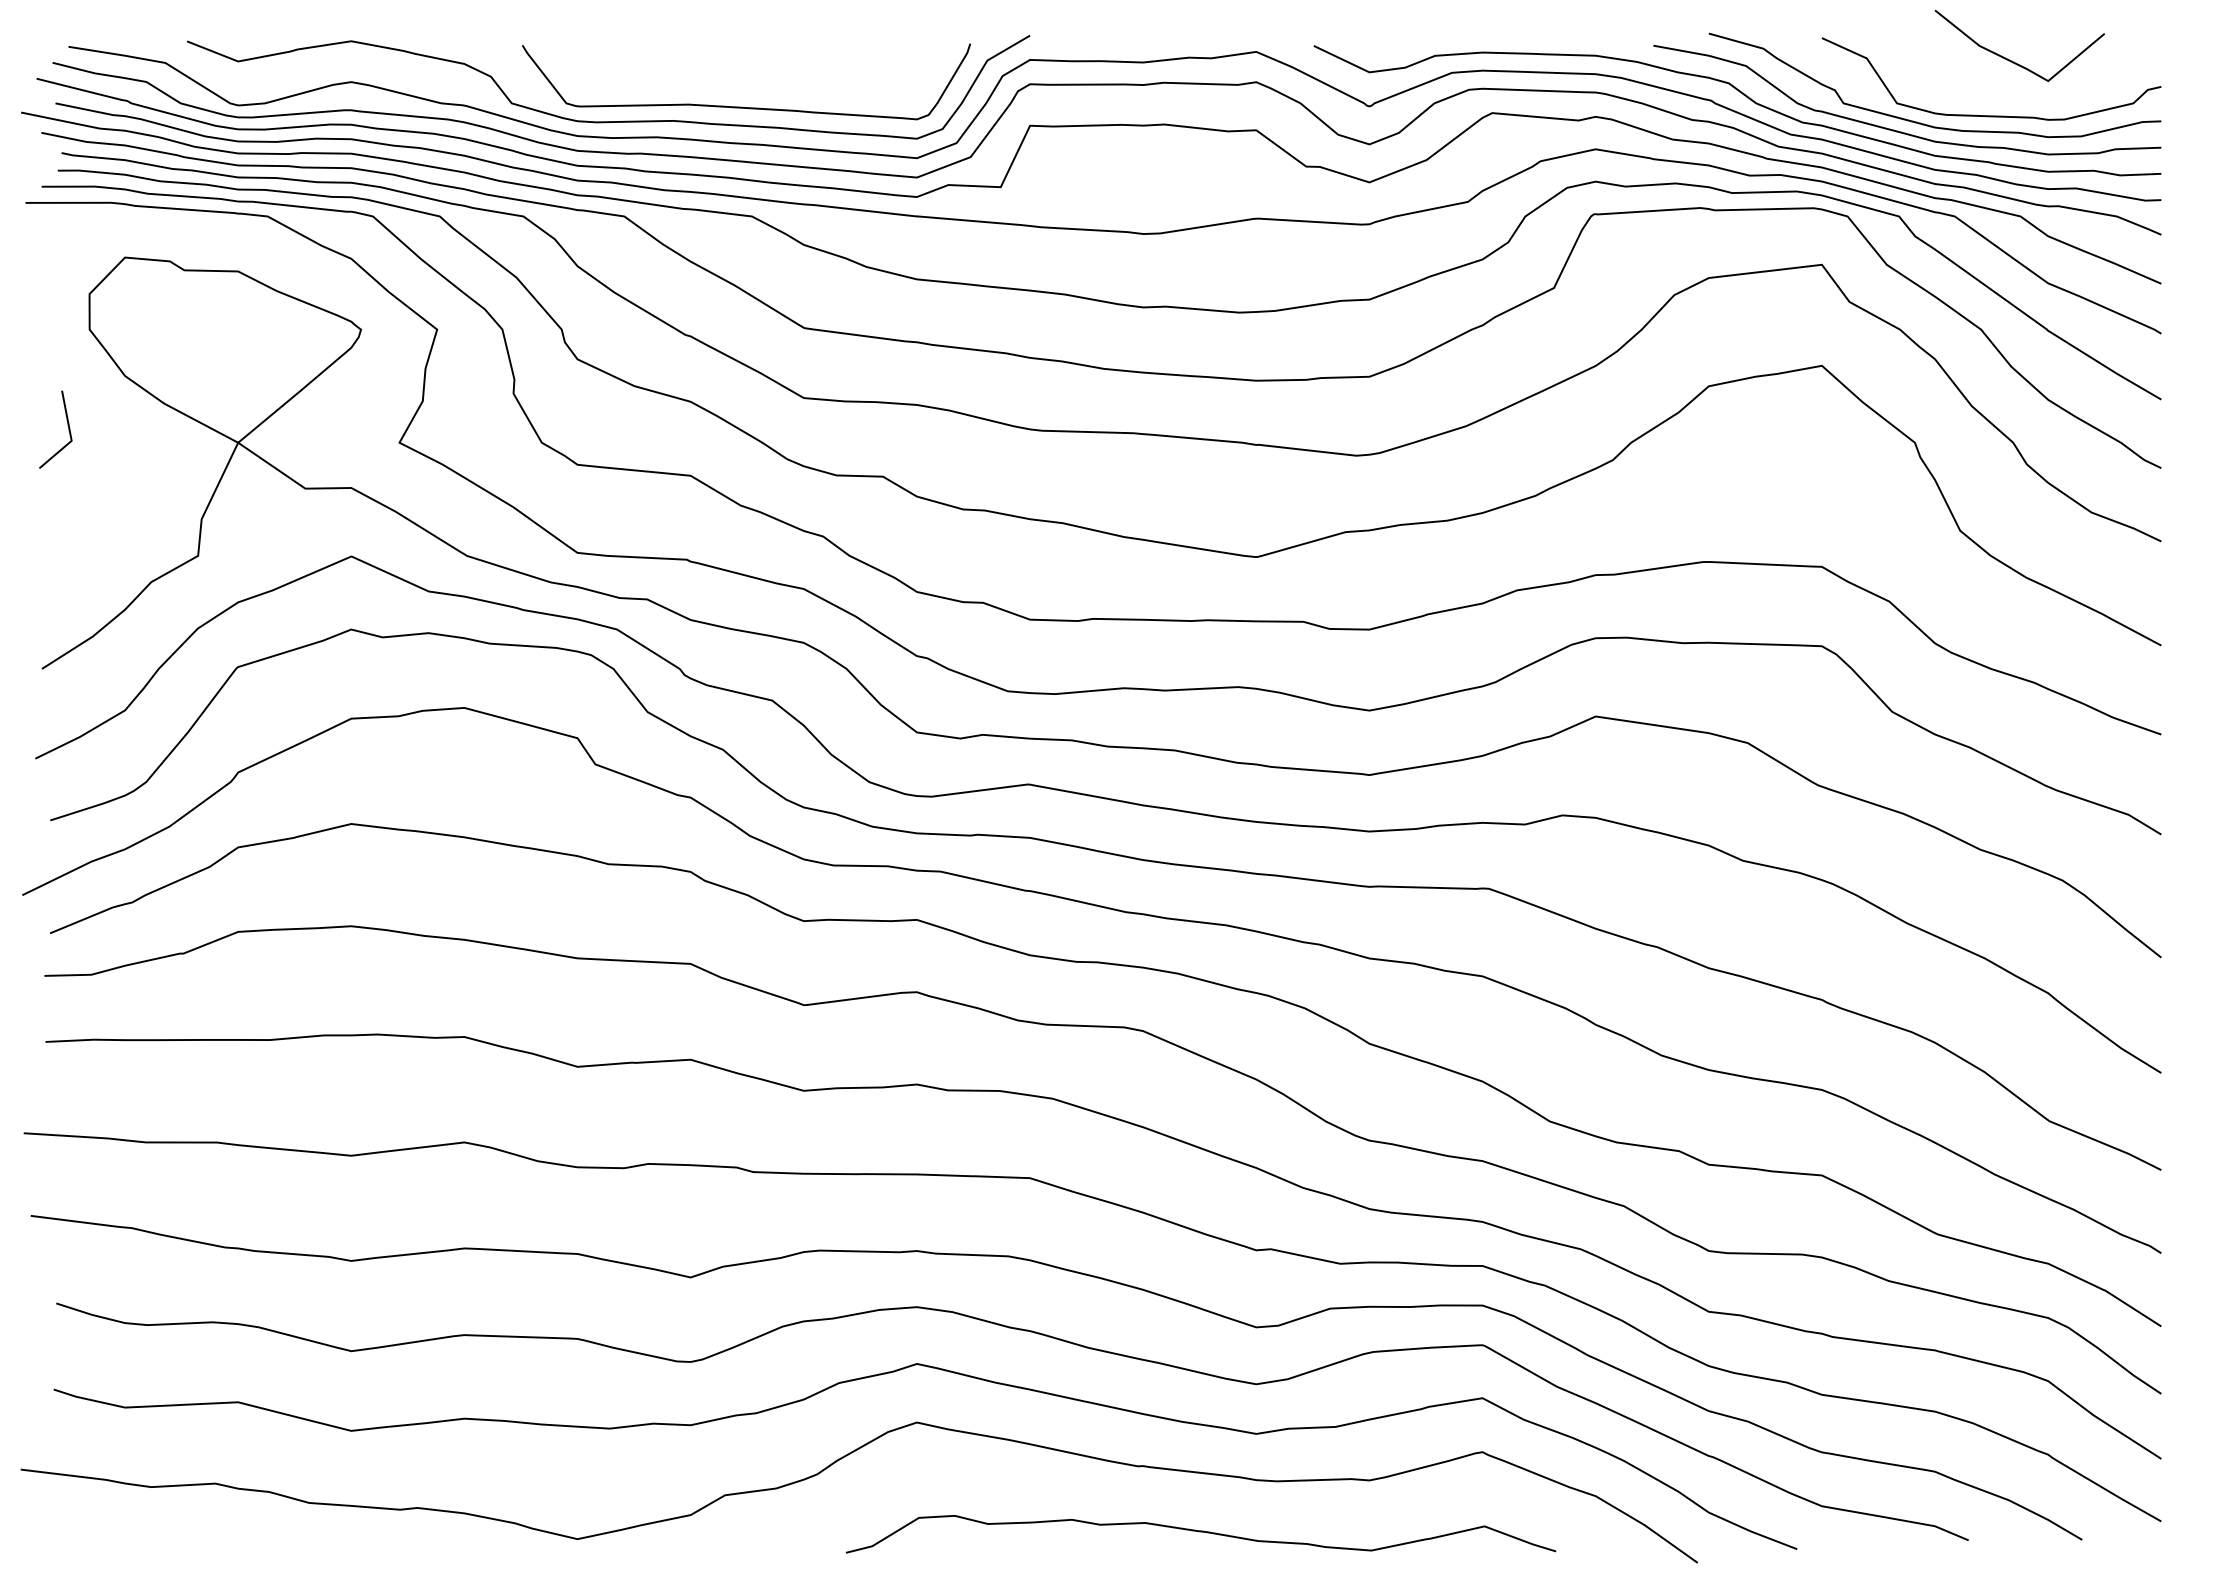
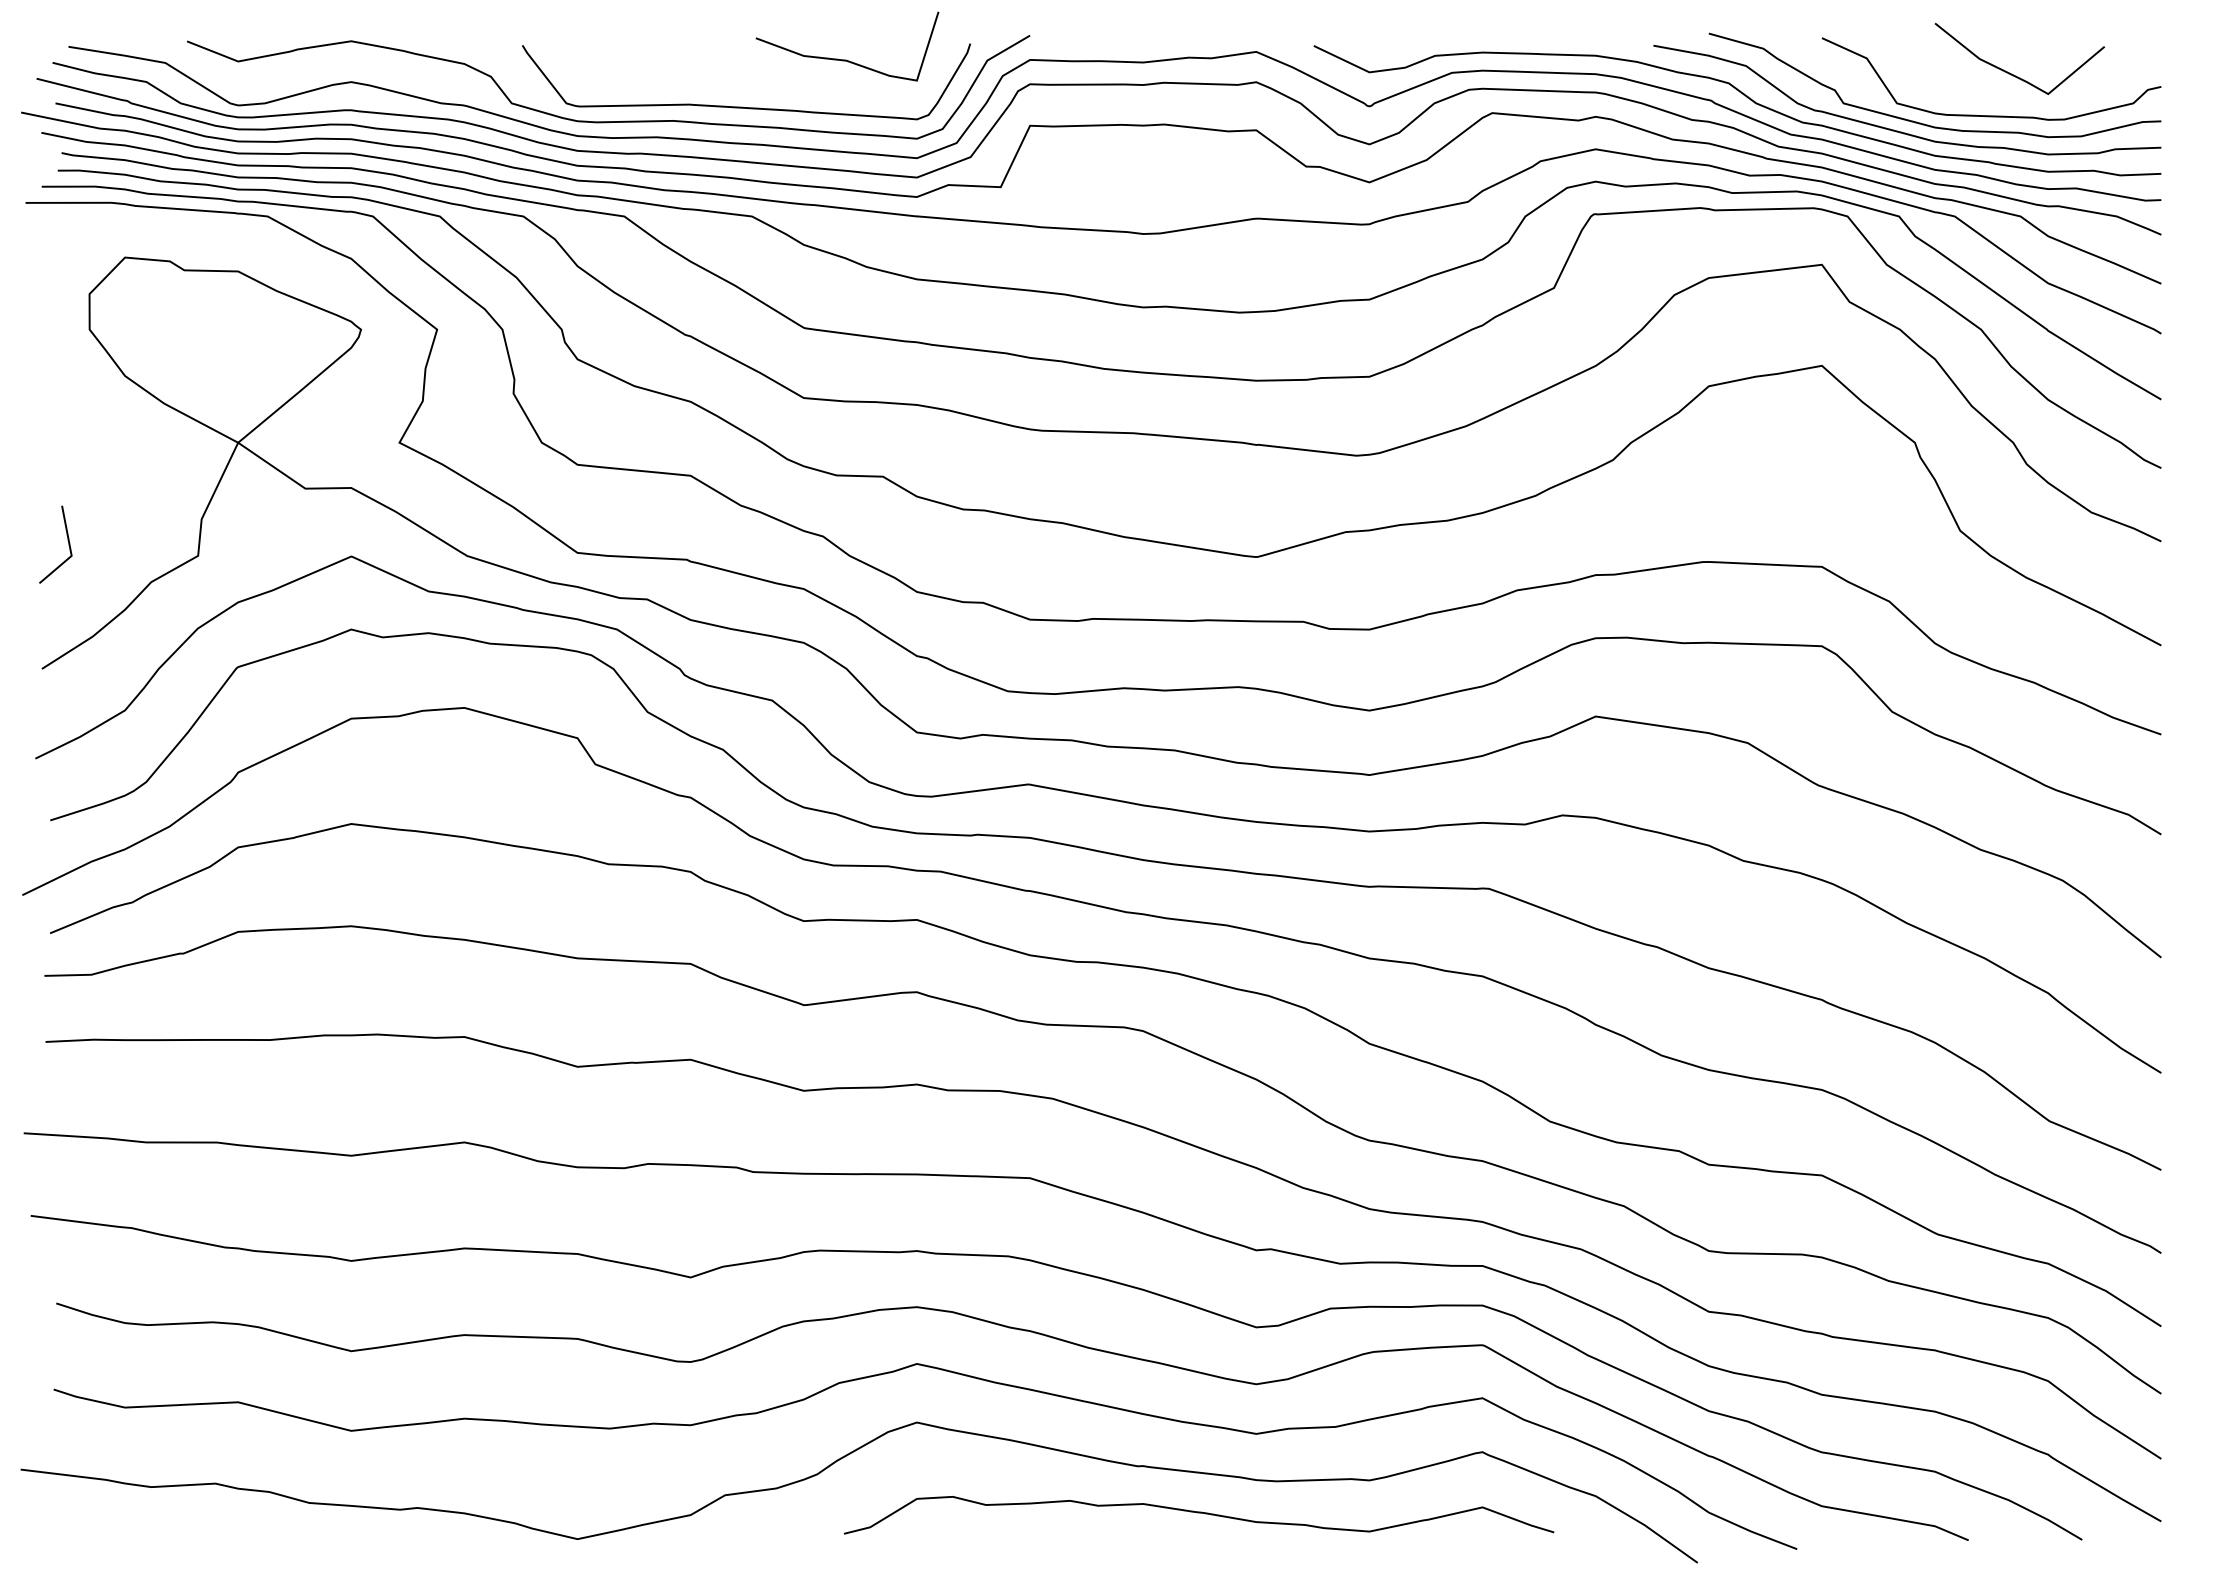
curve: none -> present (846, 59)
line position: (2011, 60) -> (2011, 73) (2011, 73)
line position: (67, 425) -> (67, 540) (67, 540)
curve position: (1201, 1532) -> (1199, 1513) (1199, 1513)
